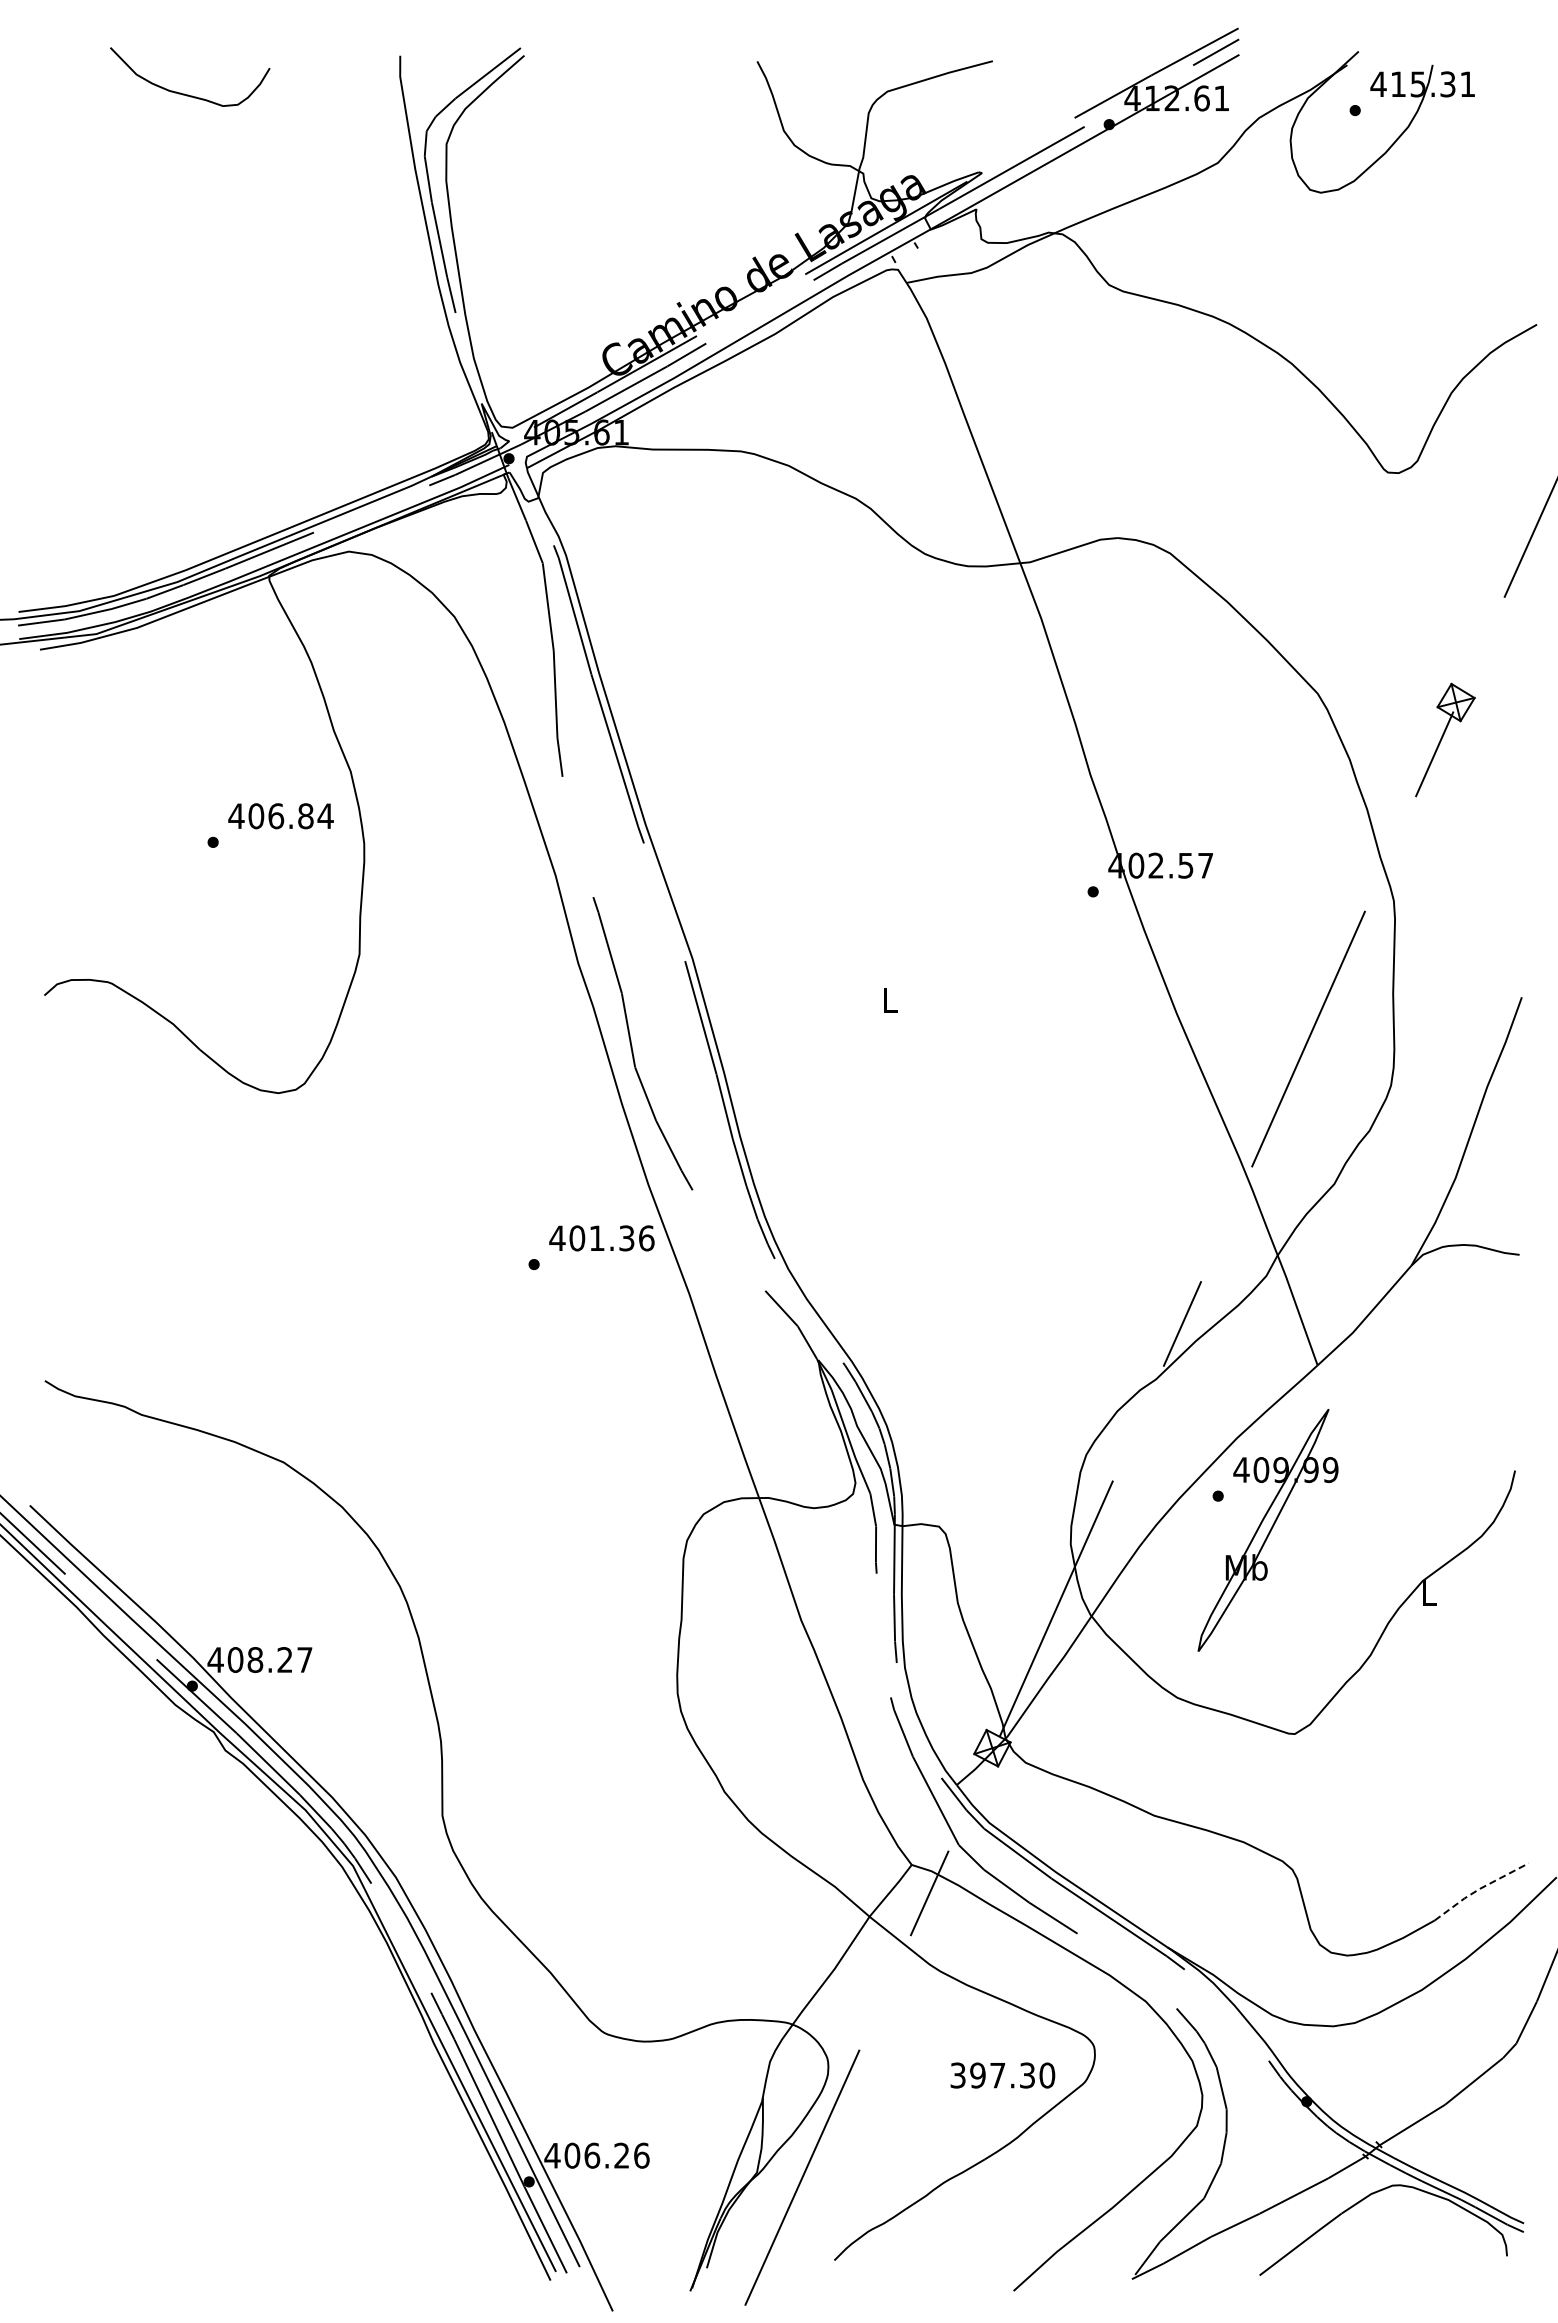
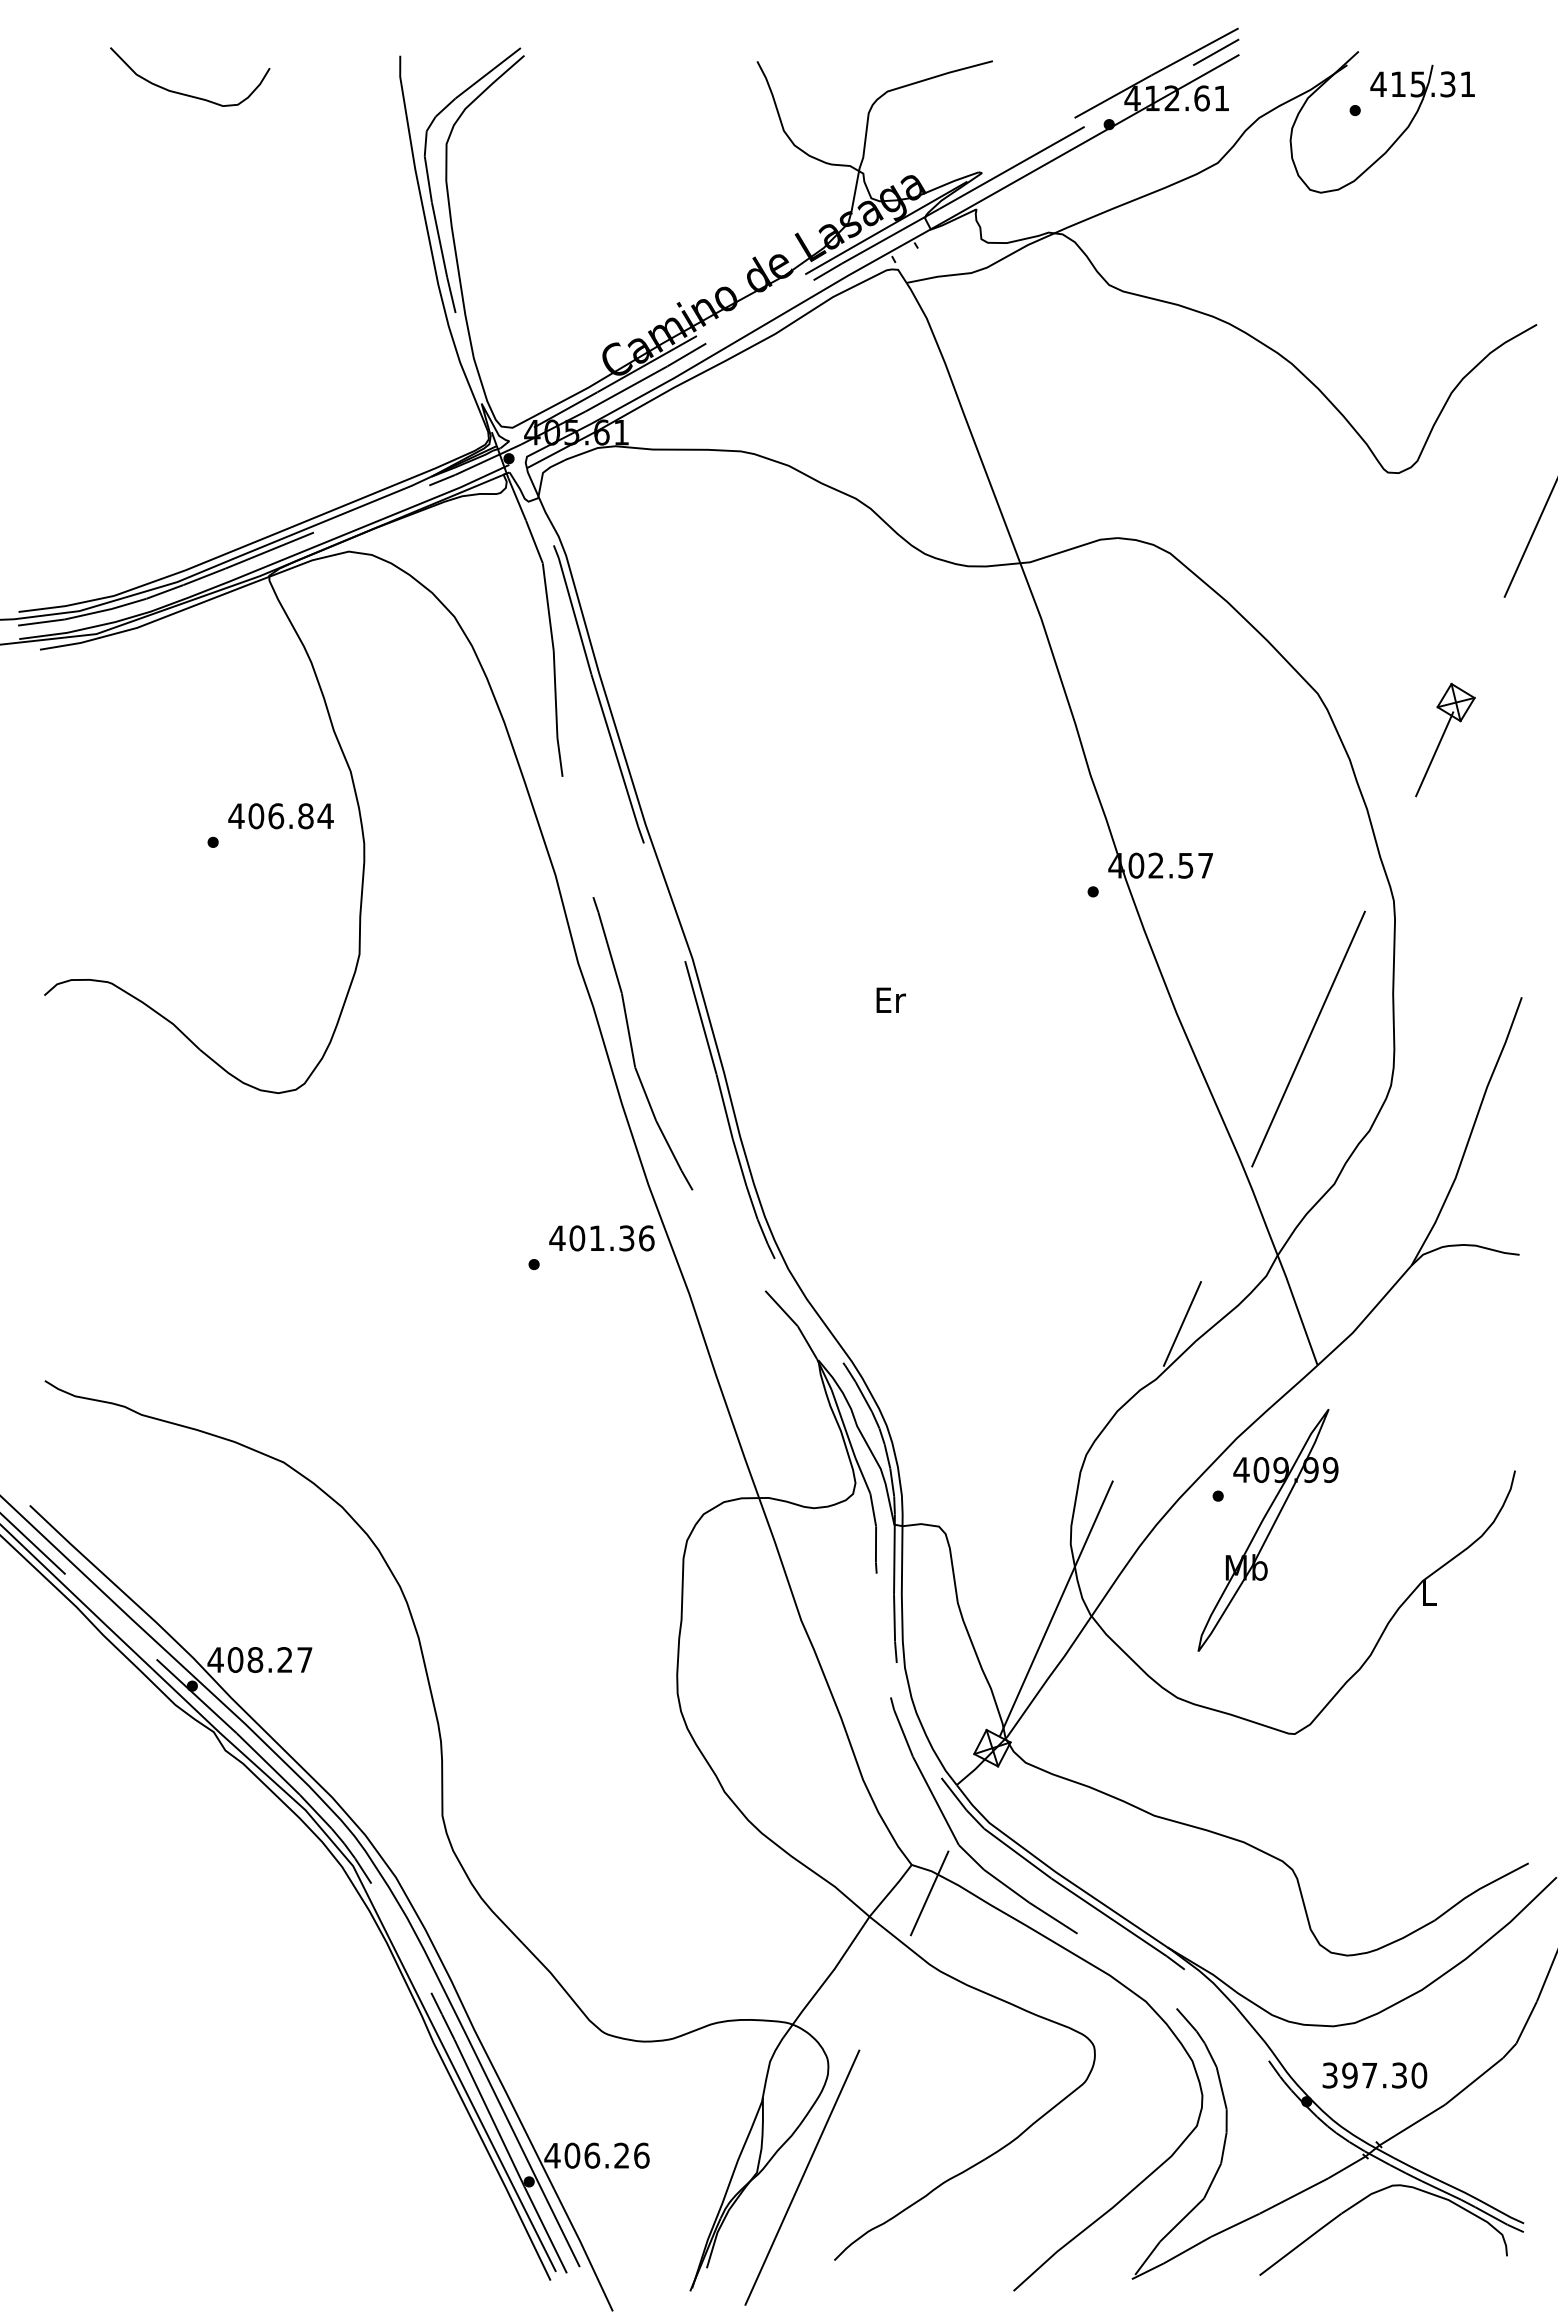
text: L -> Er (890, 999)
line: dashed -> solid (1479, 1888)
text position: (1002, 2075) -> (1374, 2075) (1374, 2075)
